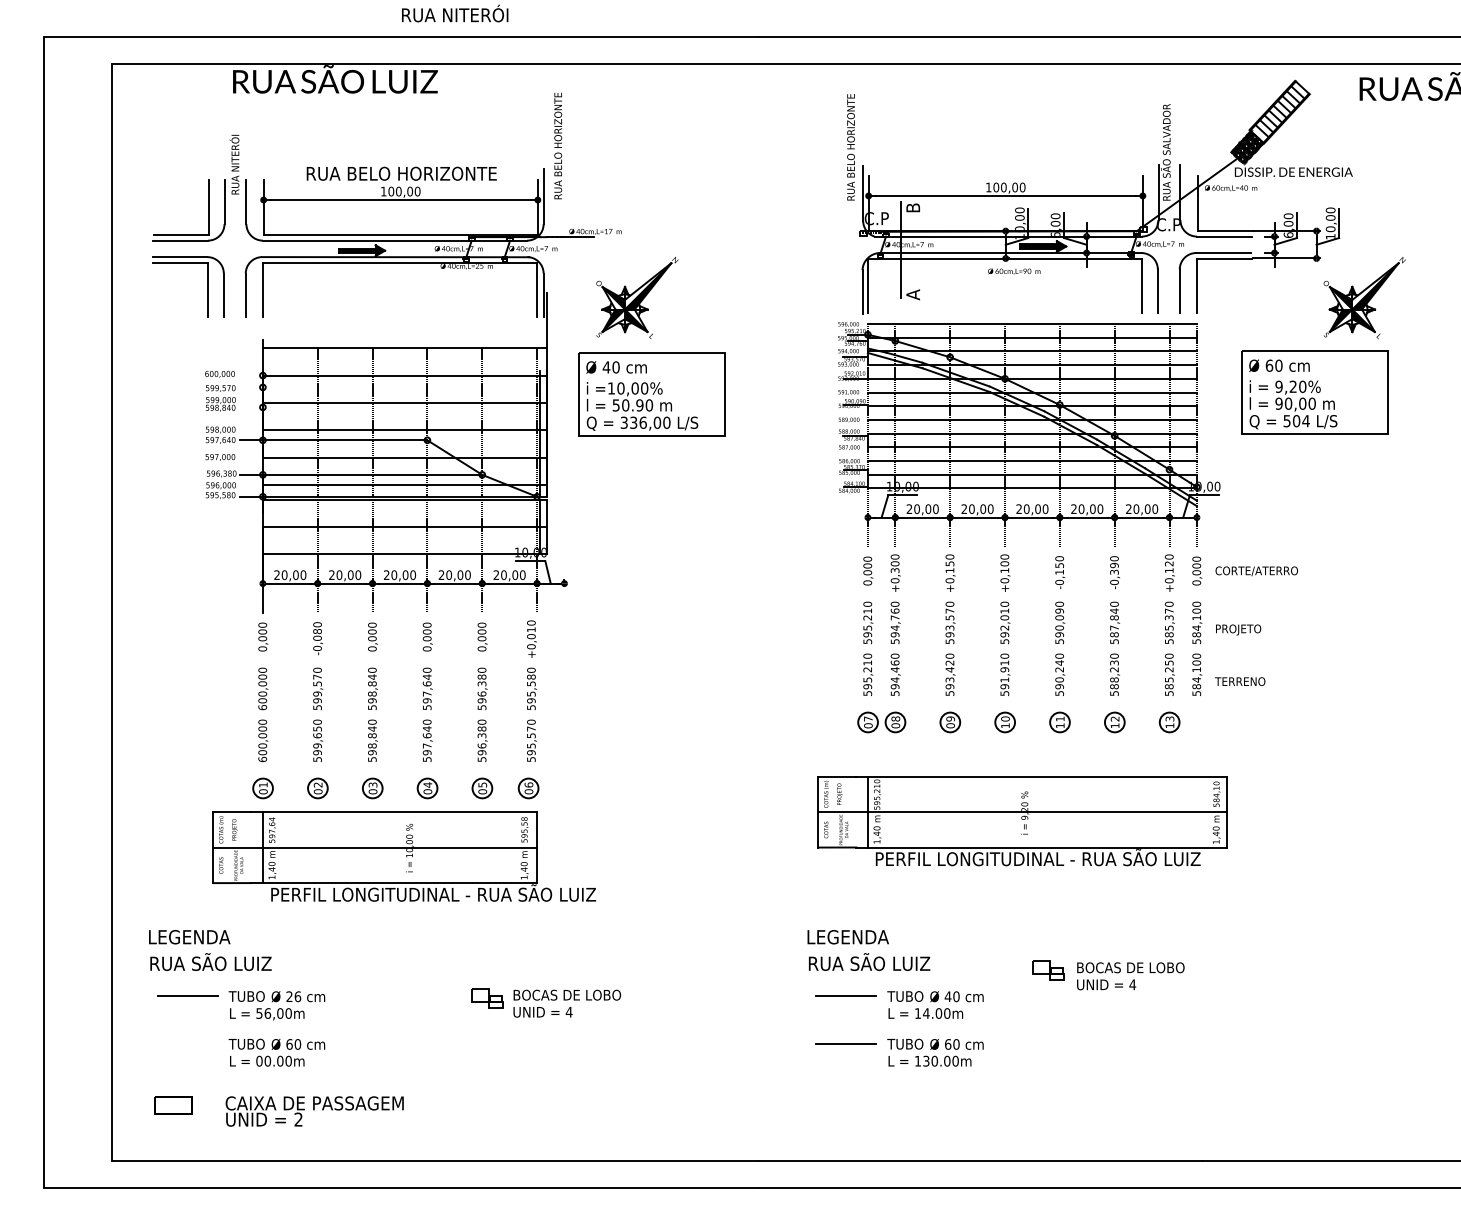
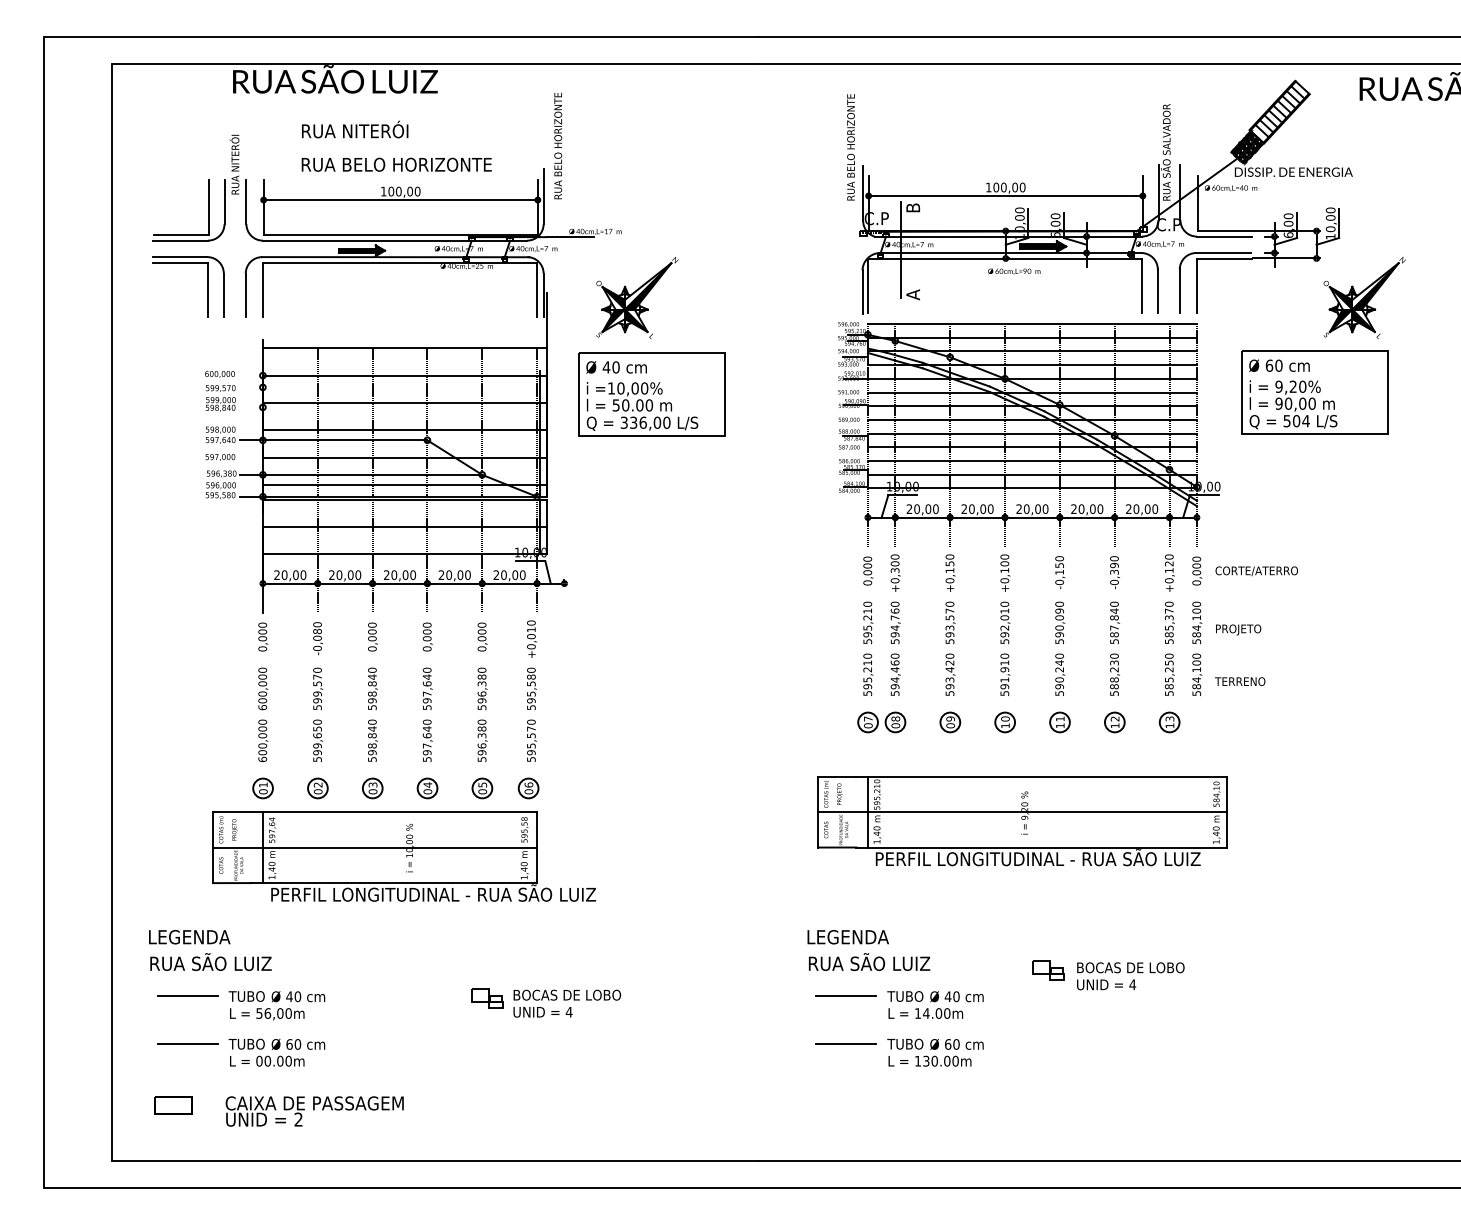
text position: (455, 13) -> (355, 129) (355, 129)
text position: (401, 173) -> (396, 164) (396, 164)
text: 50.90 -> 50.00 (639, 405)
text: 26 -> 40 (293, 996)
line: none -> present (187, 1044)
